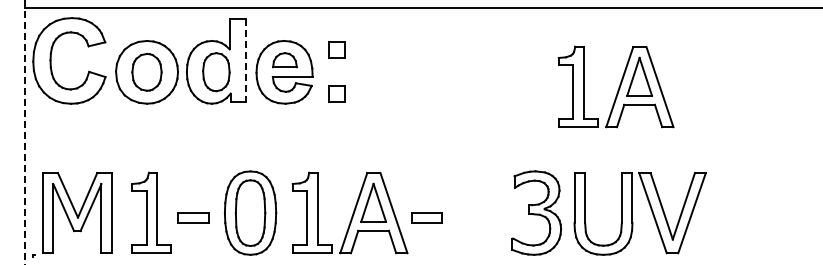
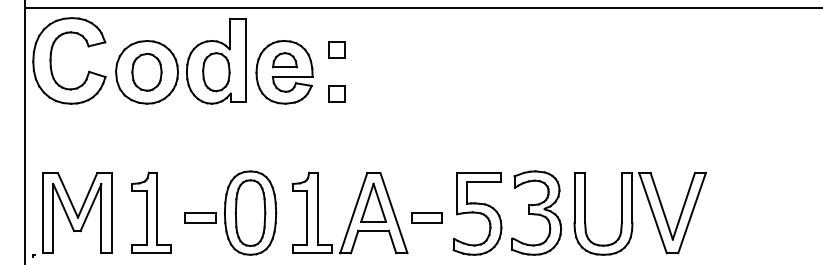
line: dashed -> solid (245, 61)
part: present -> none (615, 86)
line: dashed -> solid (24, 136)
part: none -> present (477, 213)
part position: (193, 217) -> (200, 217) (200, 217)
